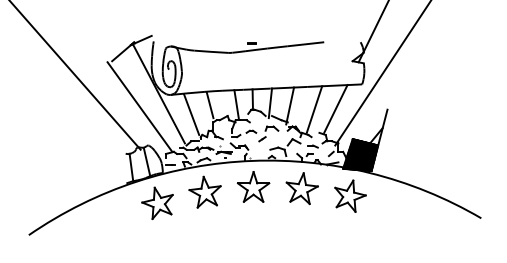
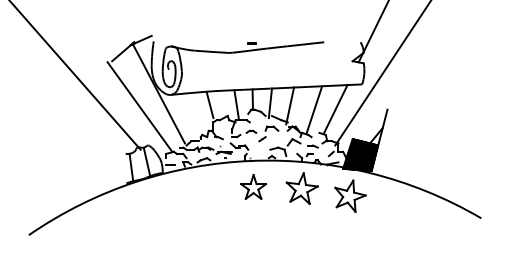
line: present -> none (191, 114)
part size: 35x32 px -> 28x26 px (253, 186)
part: present -> none (204, 191)
part: present -> none (157, 202)
